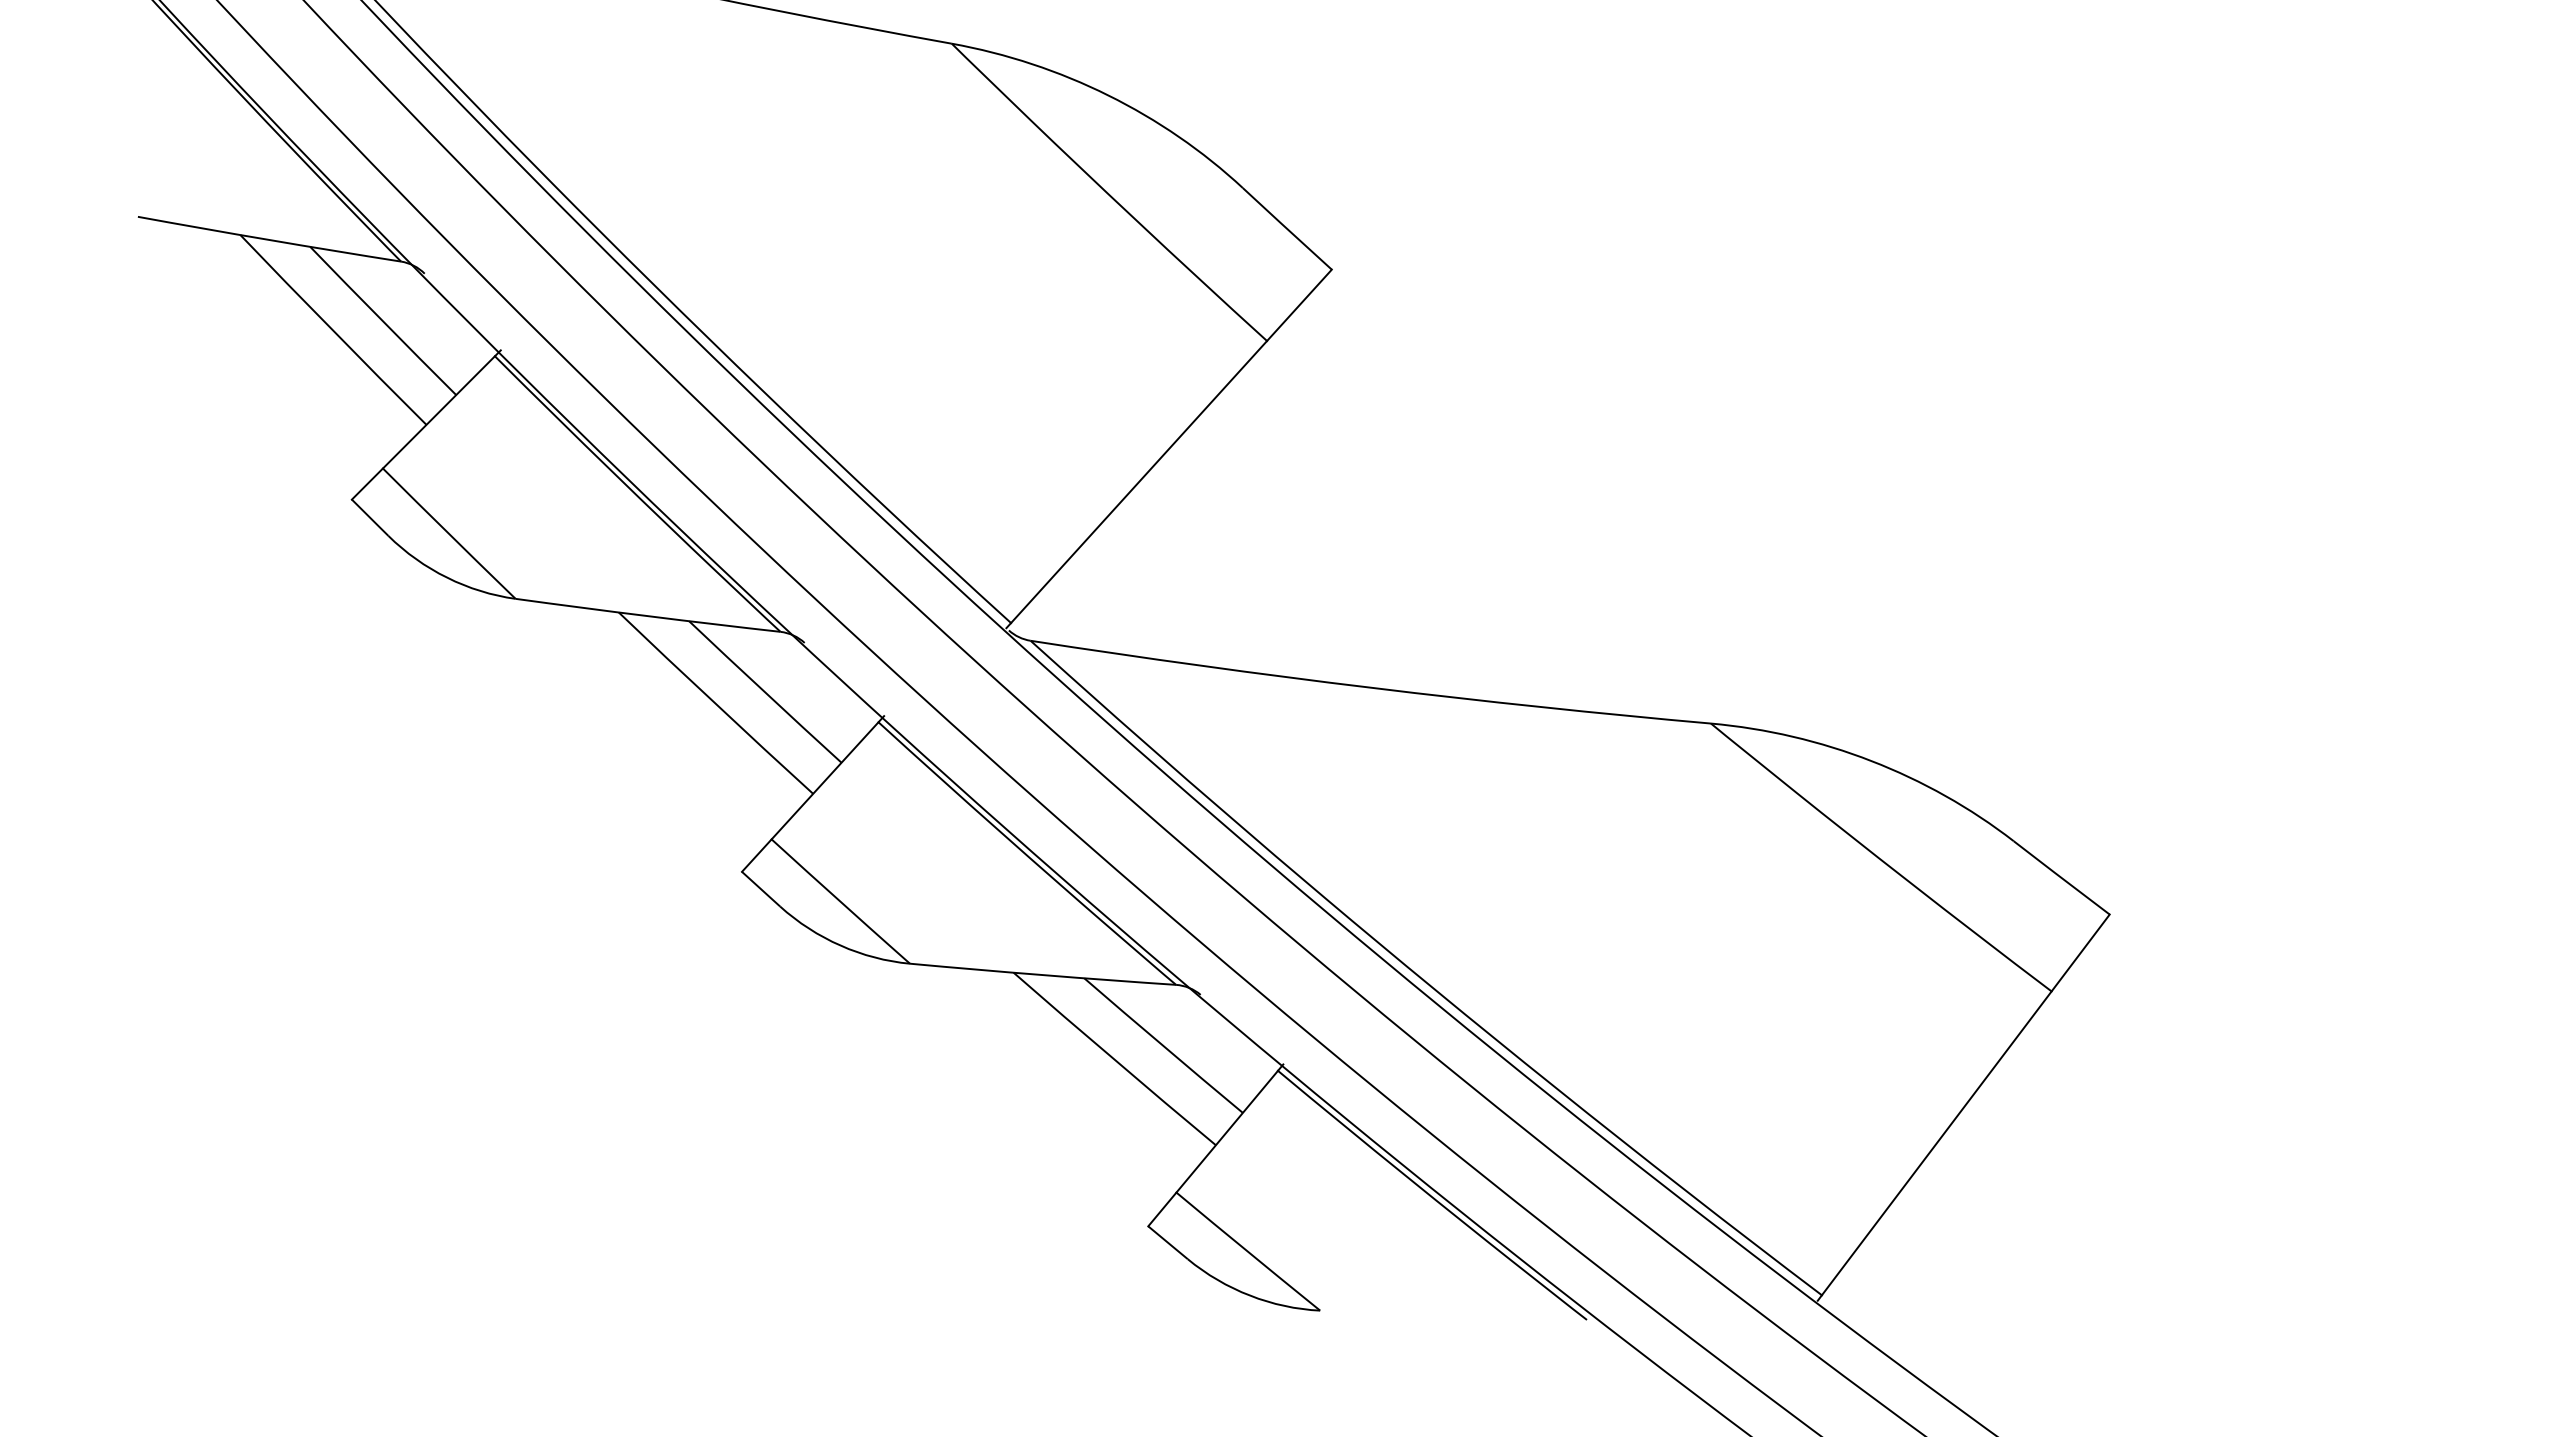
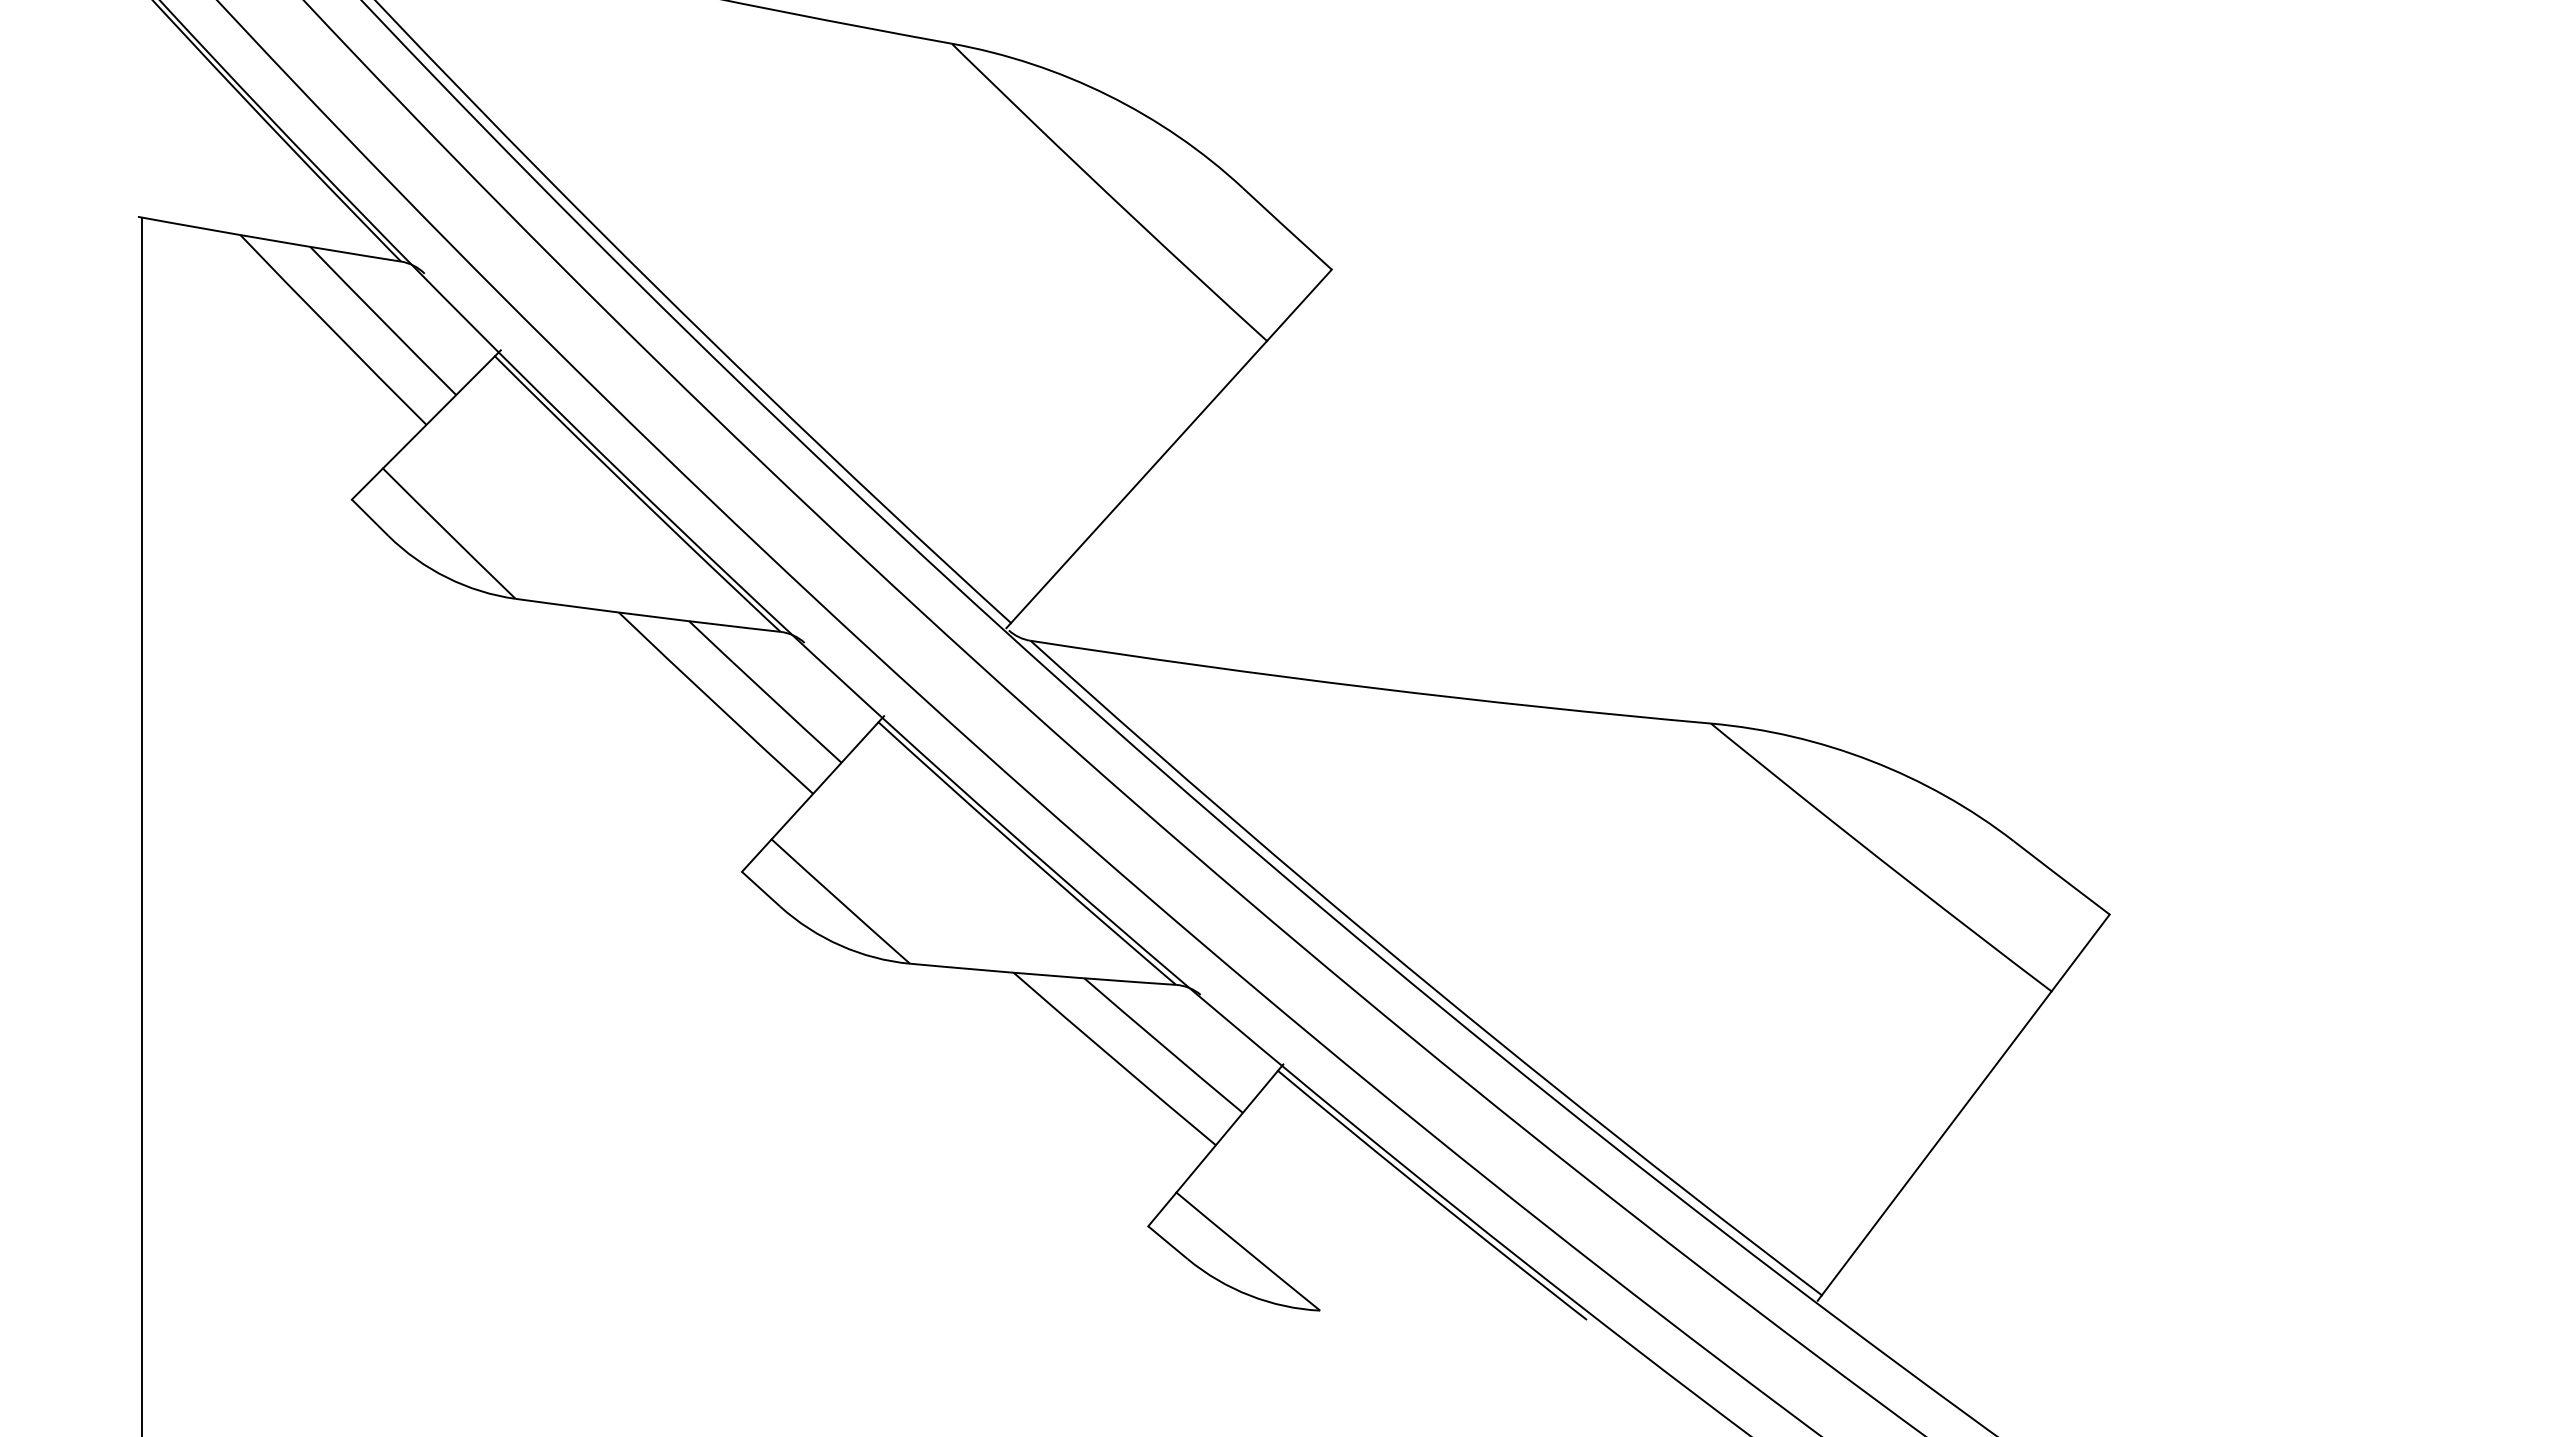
line: none -> present (142, 825)
